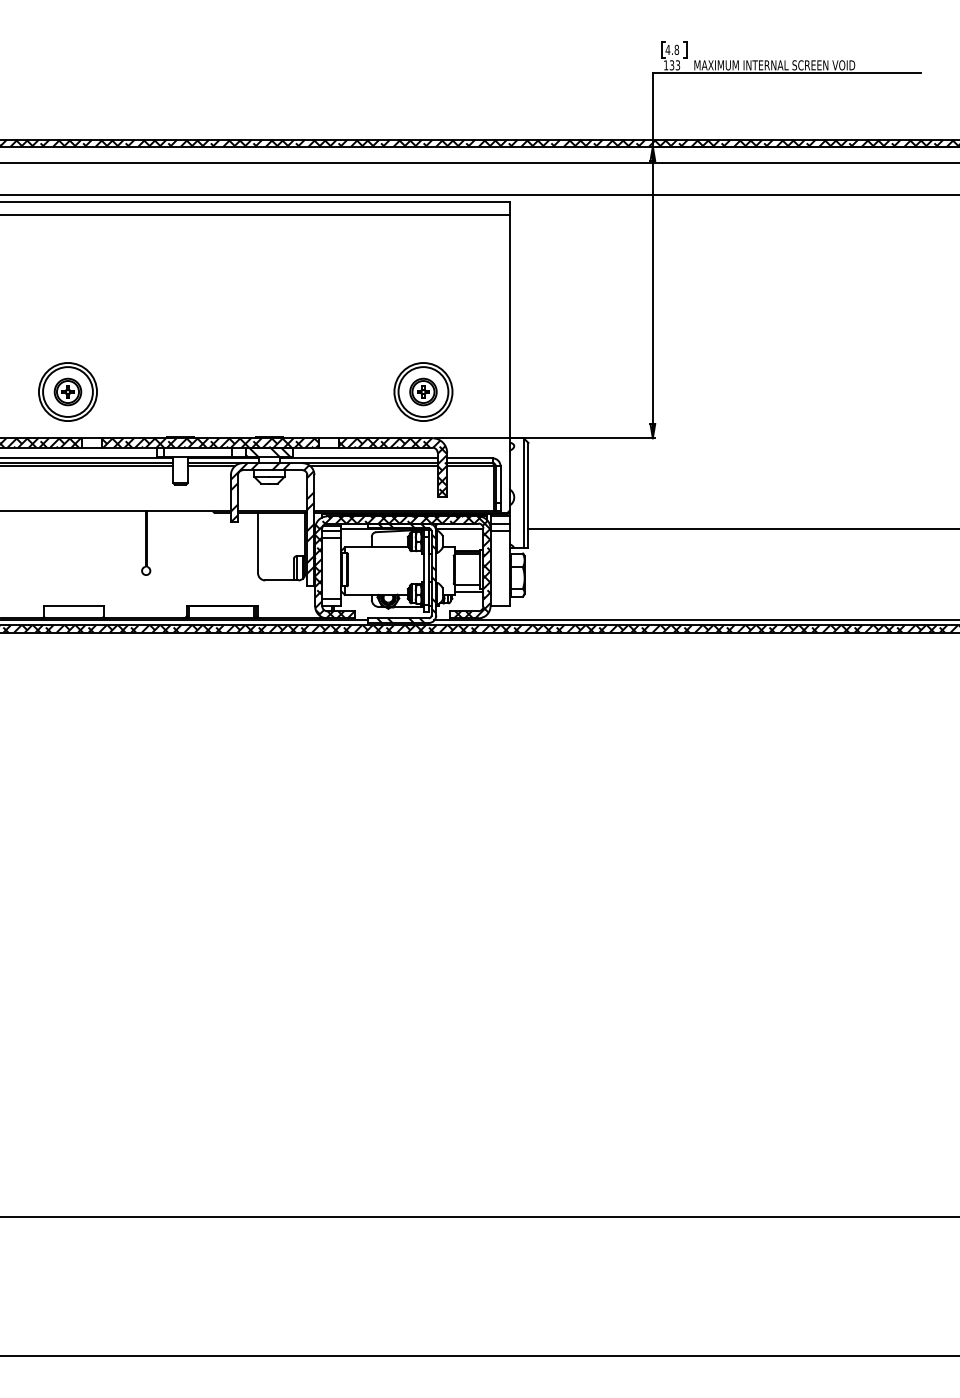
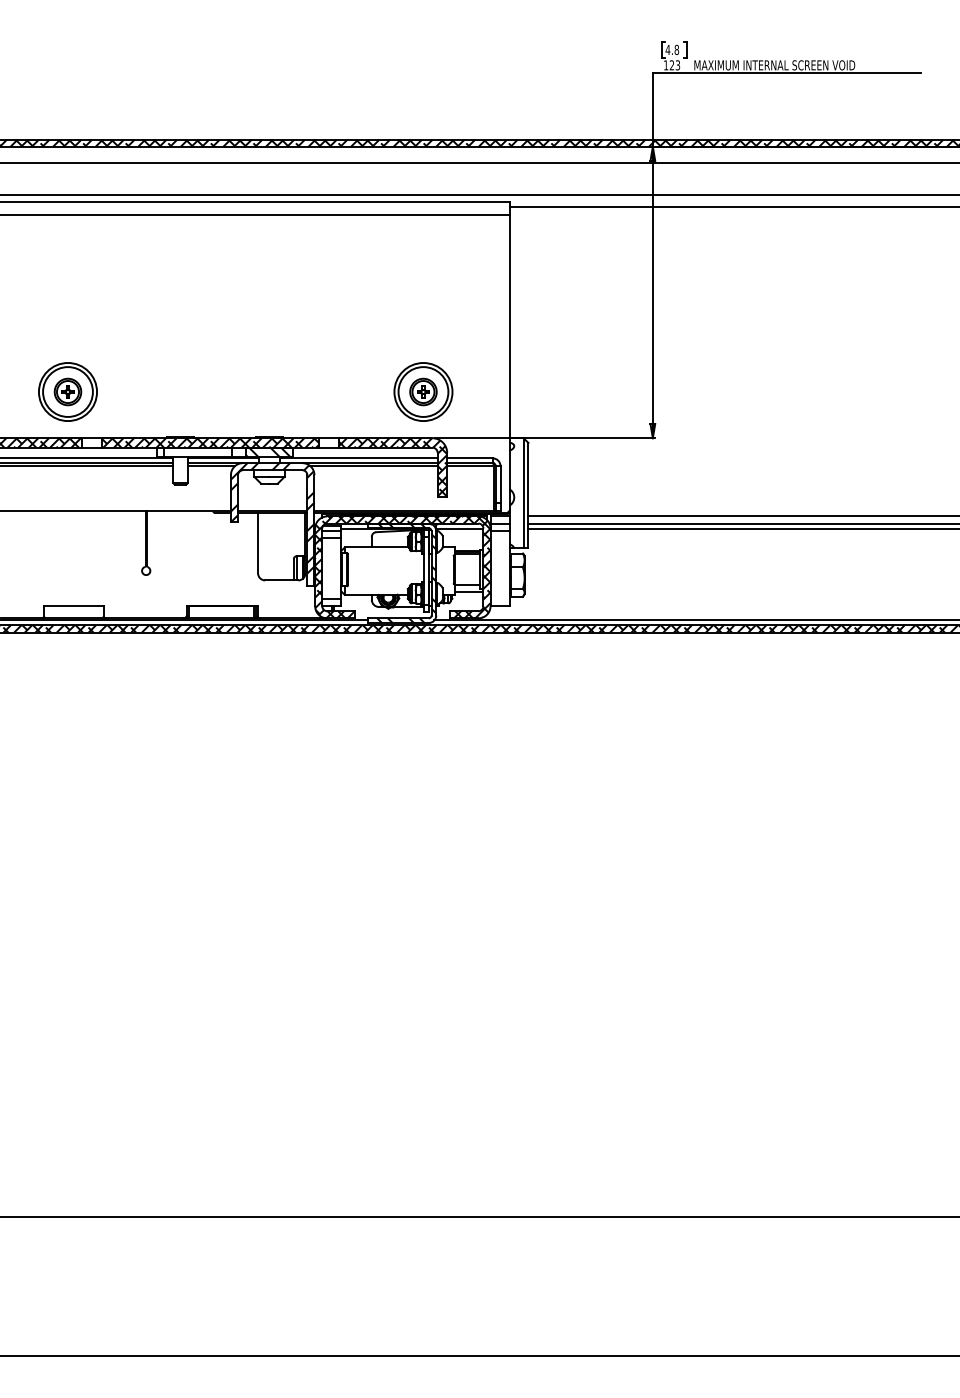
text: 133 -> 123 (671, 65)
line: none -> present (732, 207)
line: none -> present (742, 516)
line: none -> present (742, 523)
